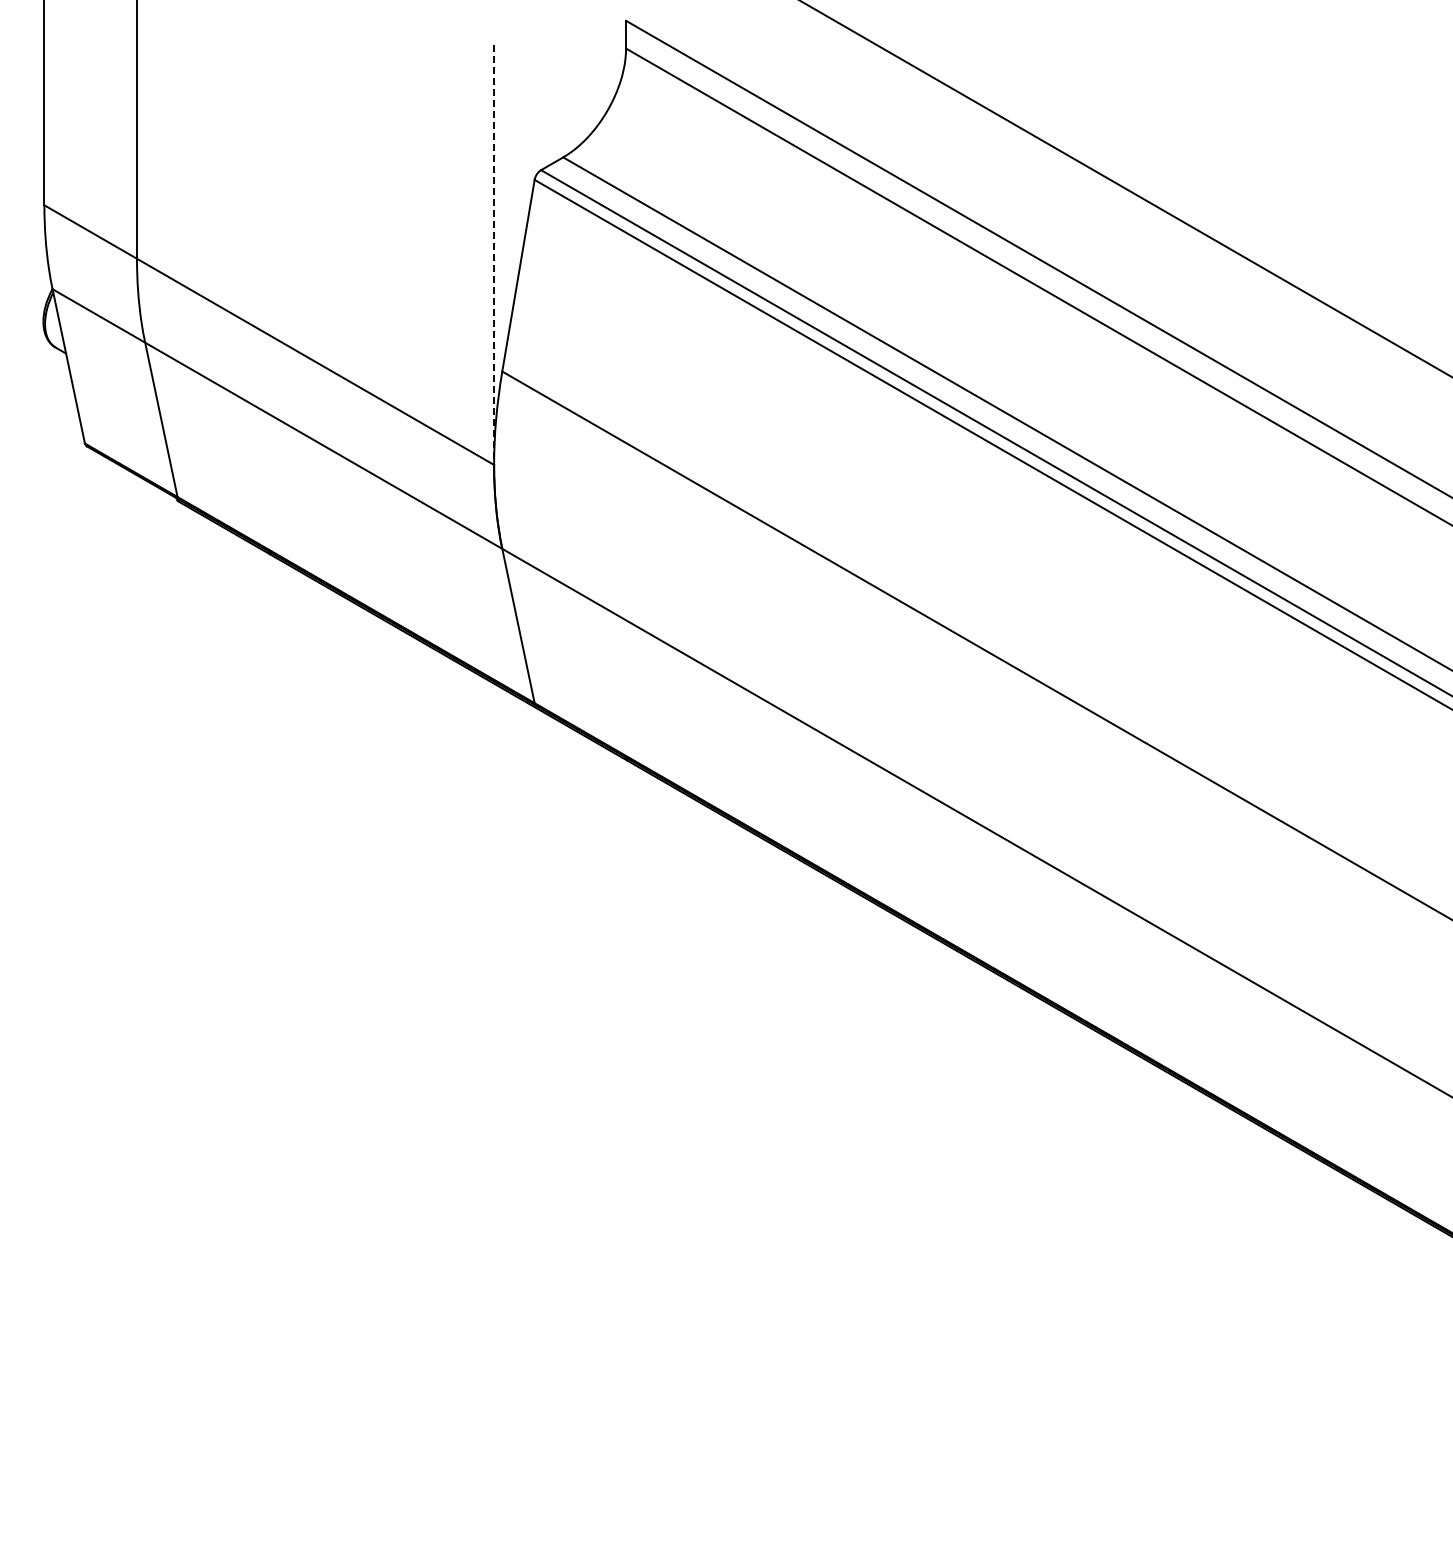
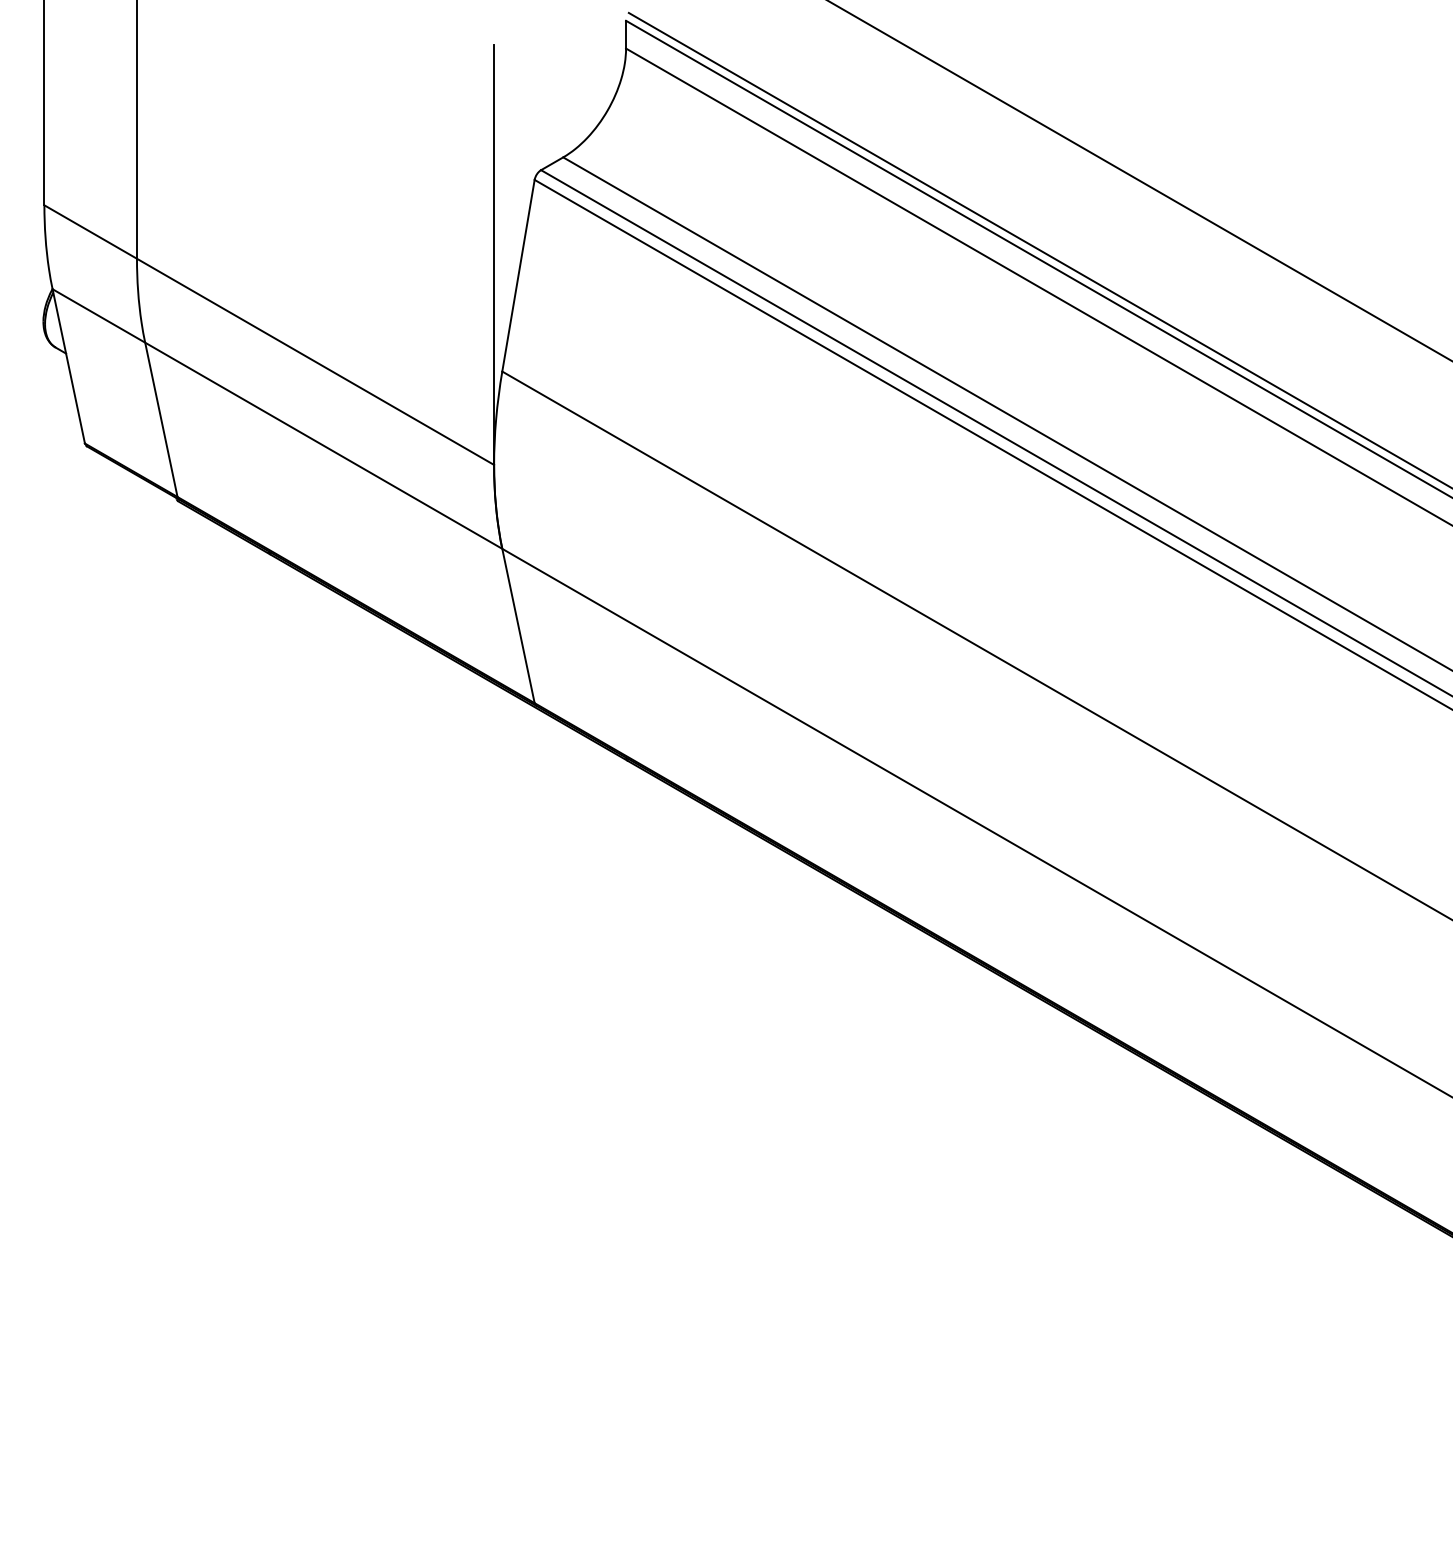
line position: (1125, 188) -> (1139, 180) (1139, 180)
line: none -> present (1038, 249)
line: dashed -> solid (494, 255)
